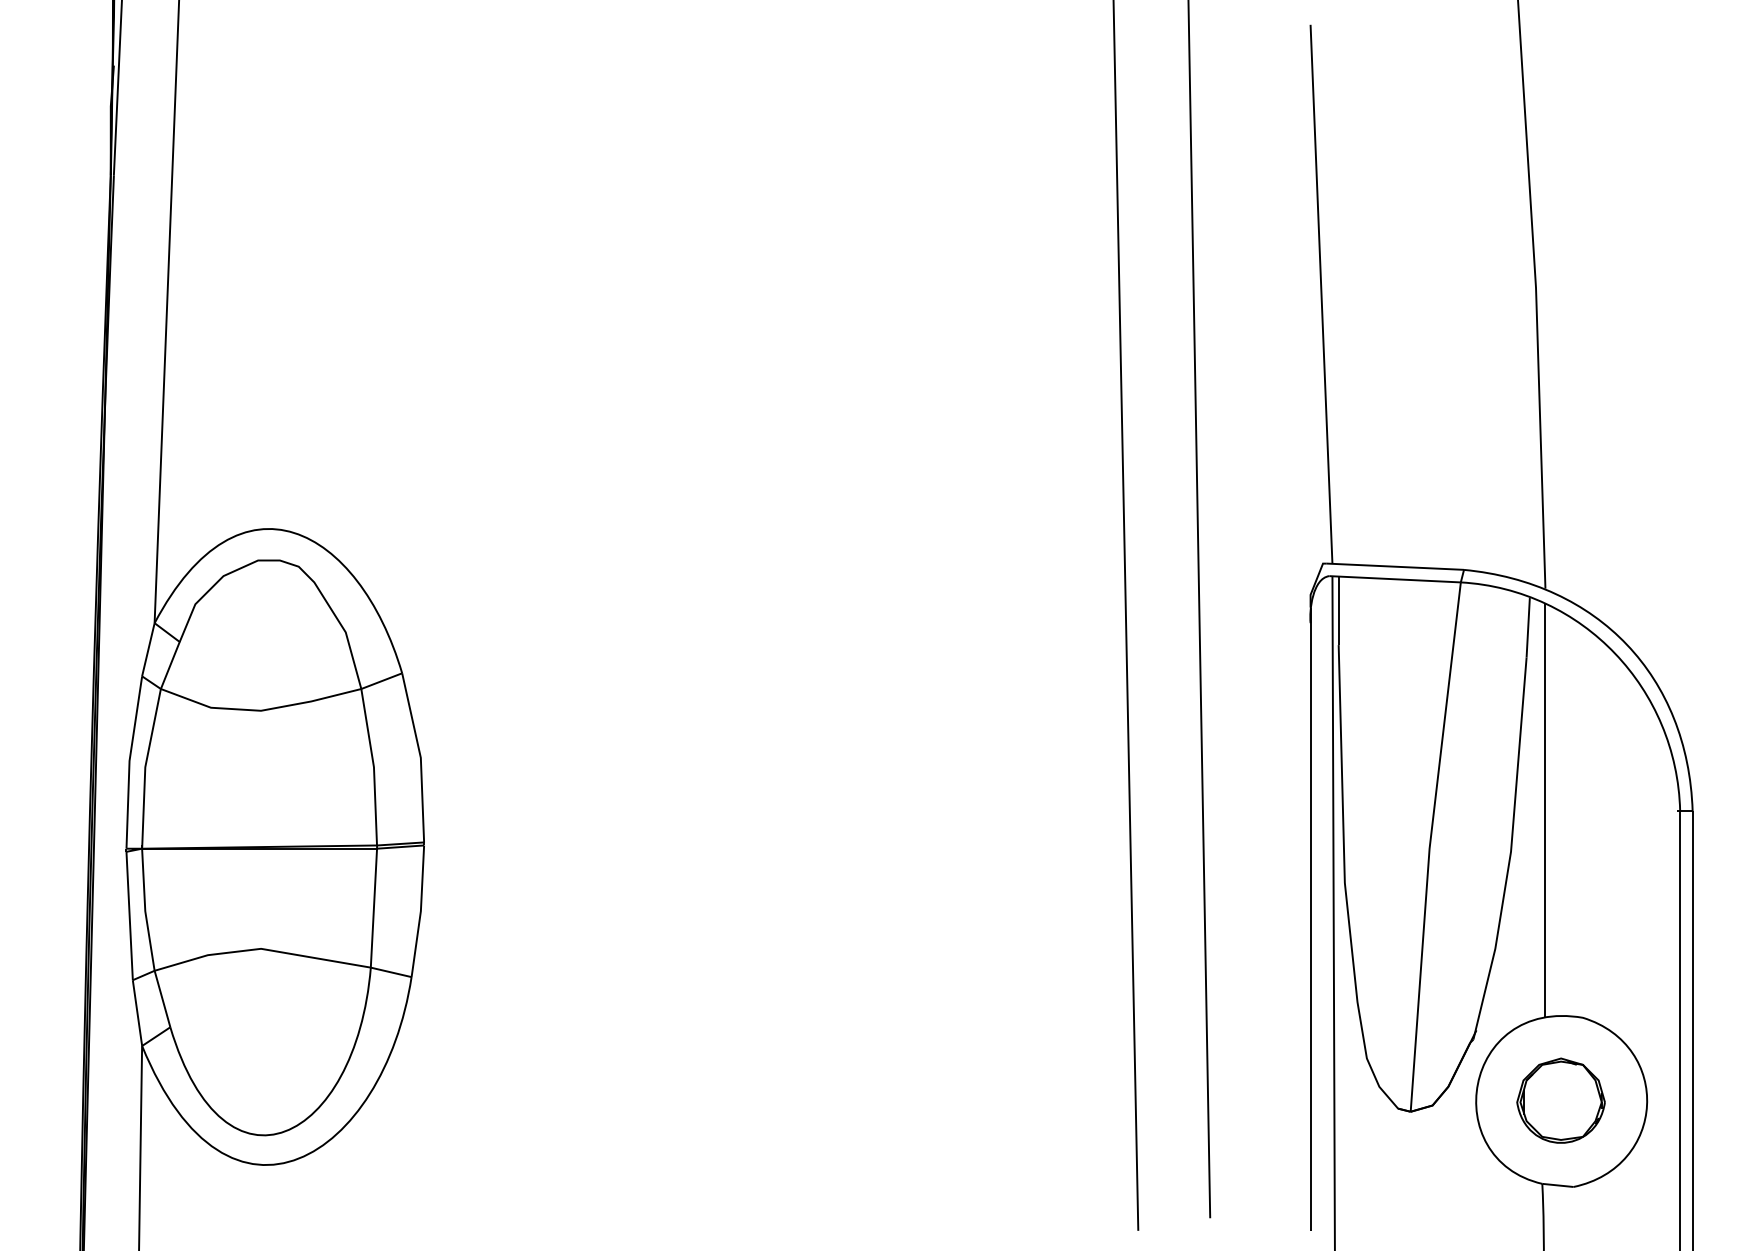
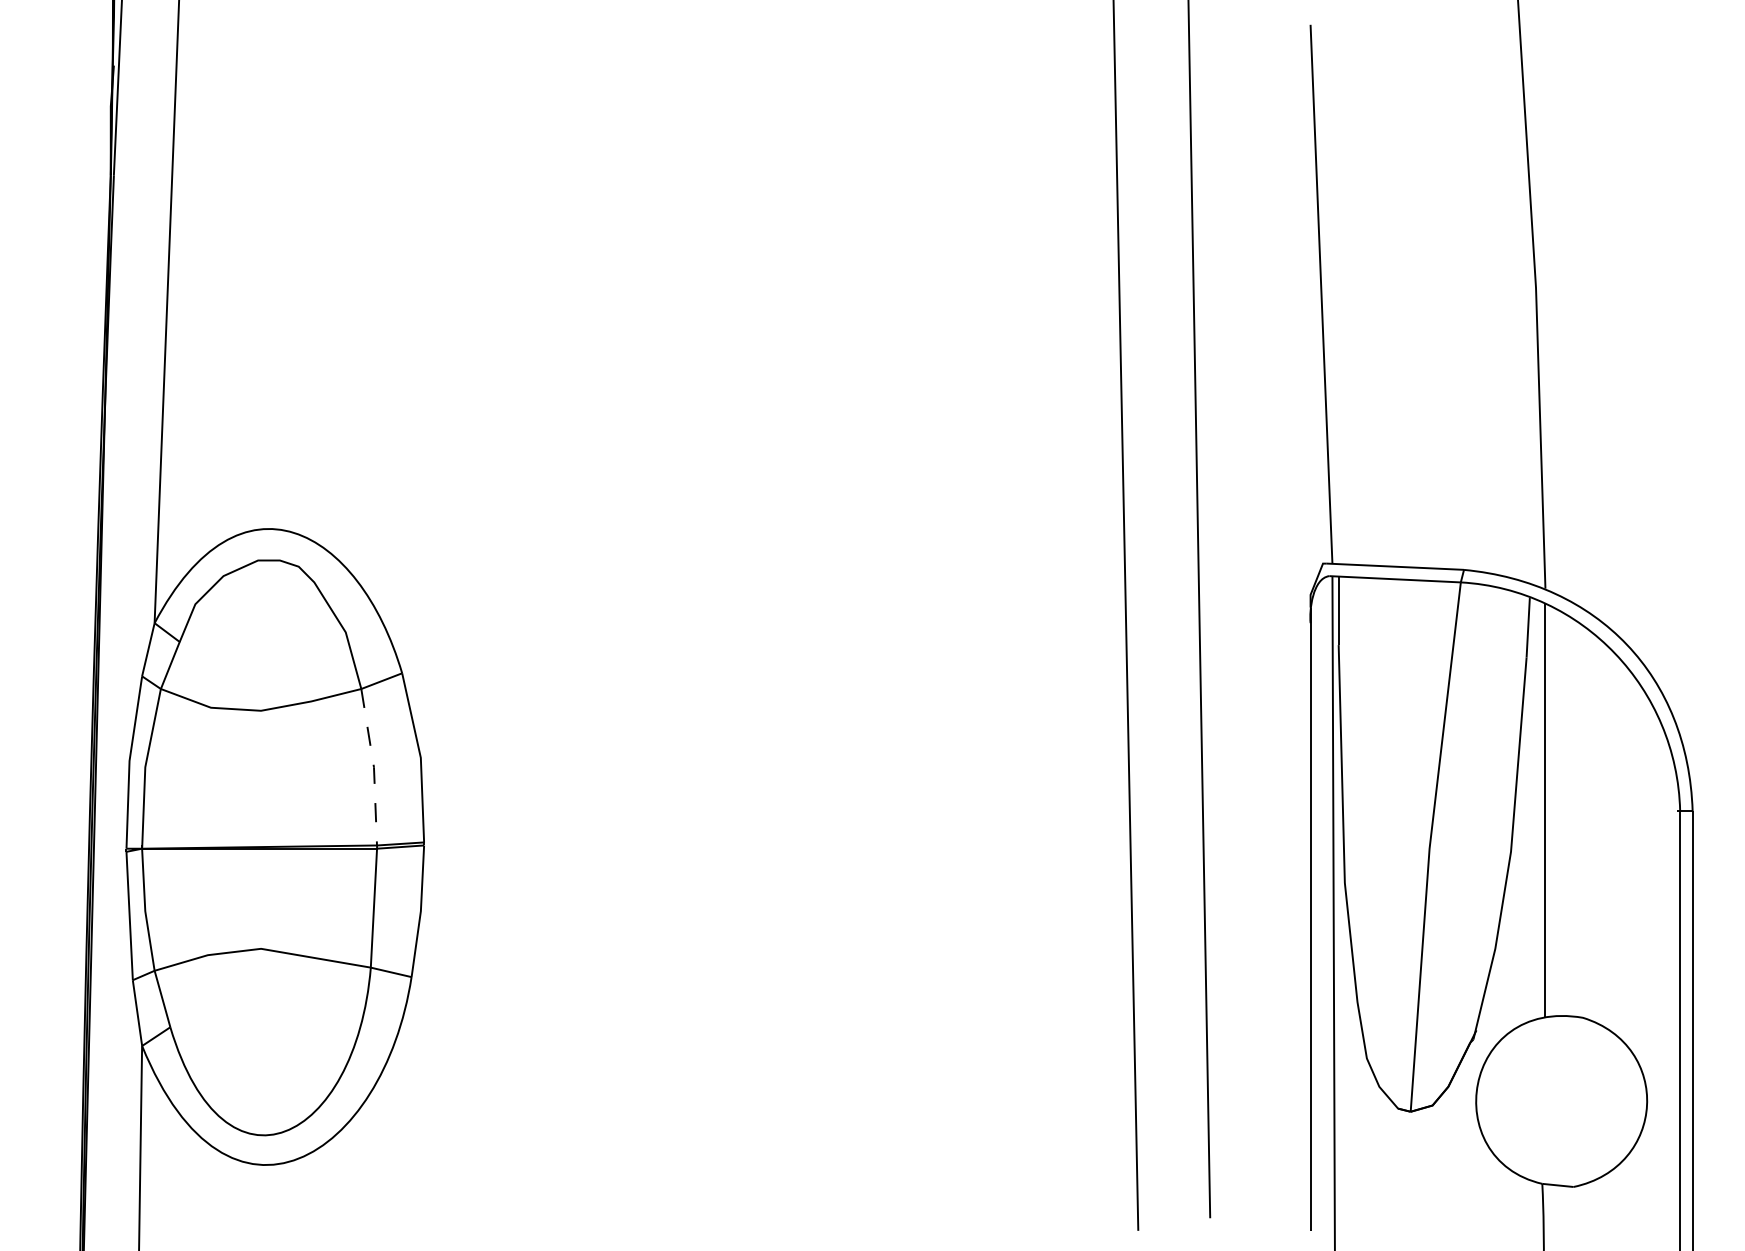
line: solid -> dashed (373, 767)
part: present -> none (1560, 1100)
